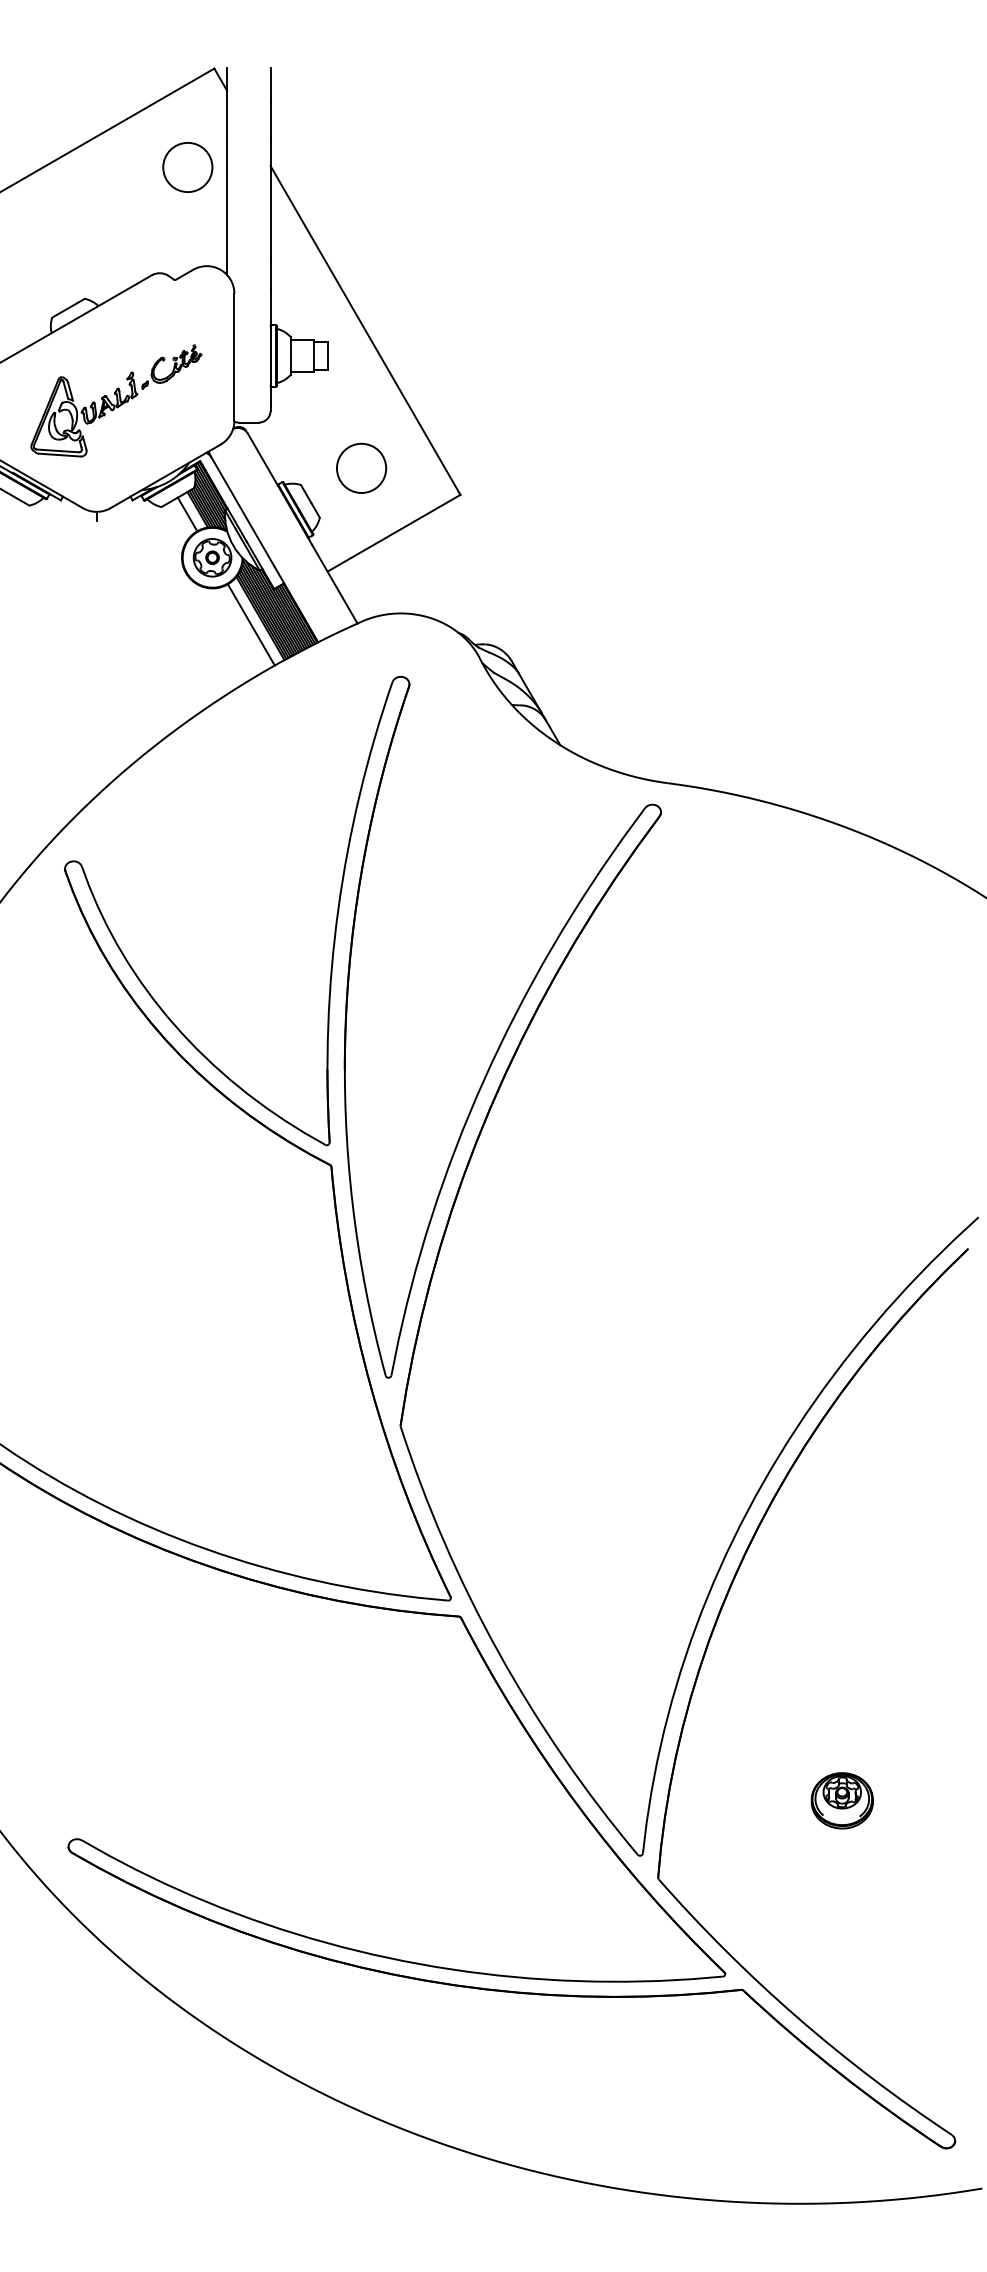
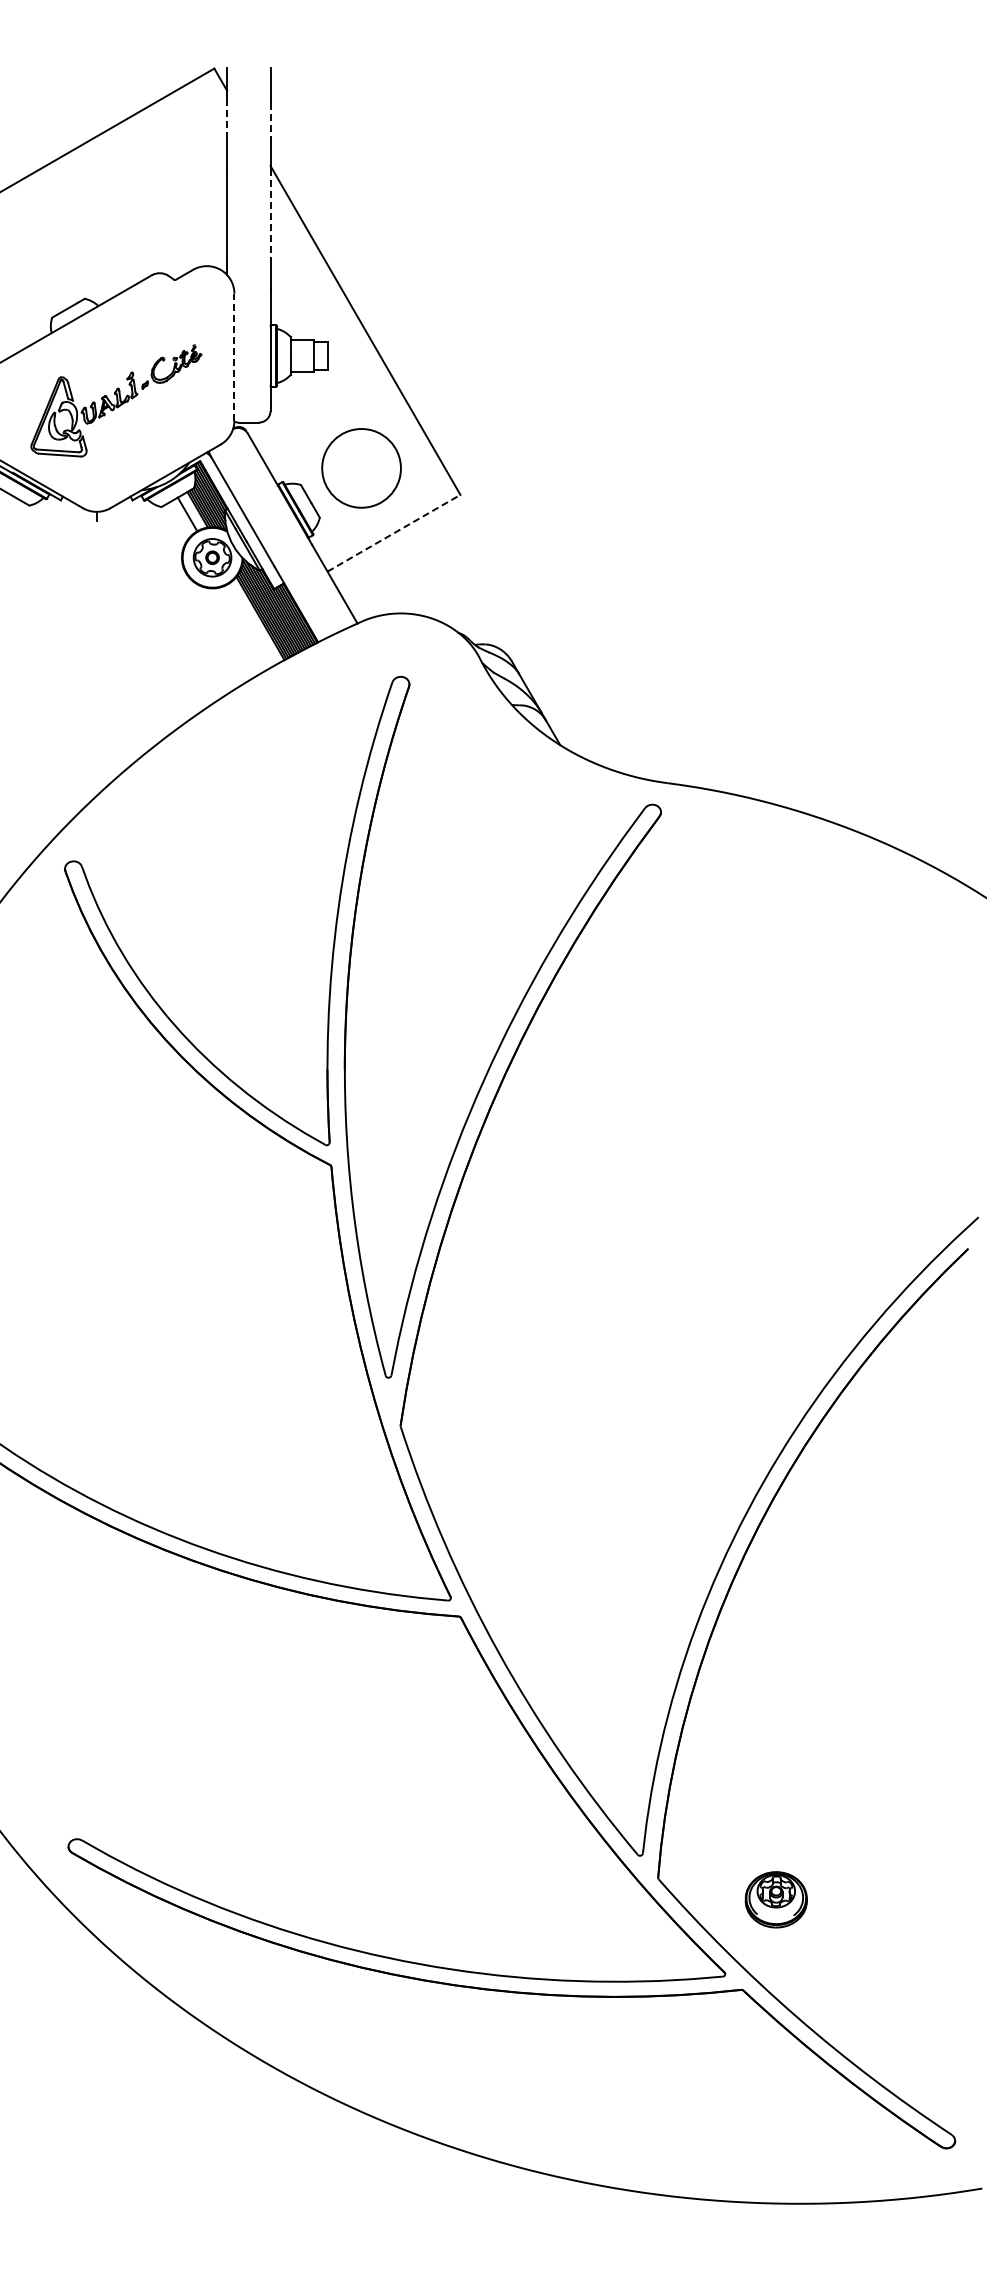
line: solid -> dashed (227, 121)
line: solid -> dashed (270, 121)
circle: present -> none (187, 167)
line: solid -> dashed (270, 214)
line: solid -> dashed (234, 357)
circle diameter: 49 px -> 79 px (361, 468)
line: solid -> dashed (394, 533)
line: present -> none (250, 624)
part position: (841, 1800) -> (775, 1899) (775, 1899)
